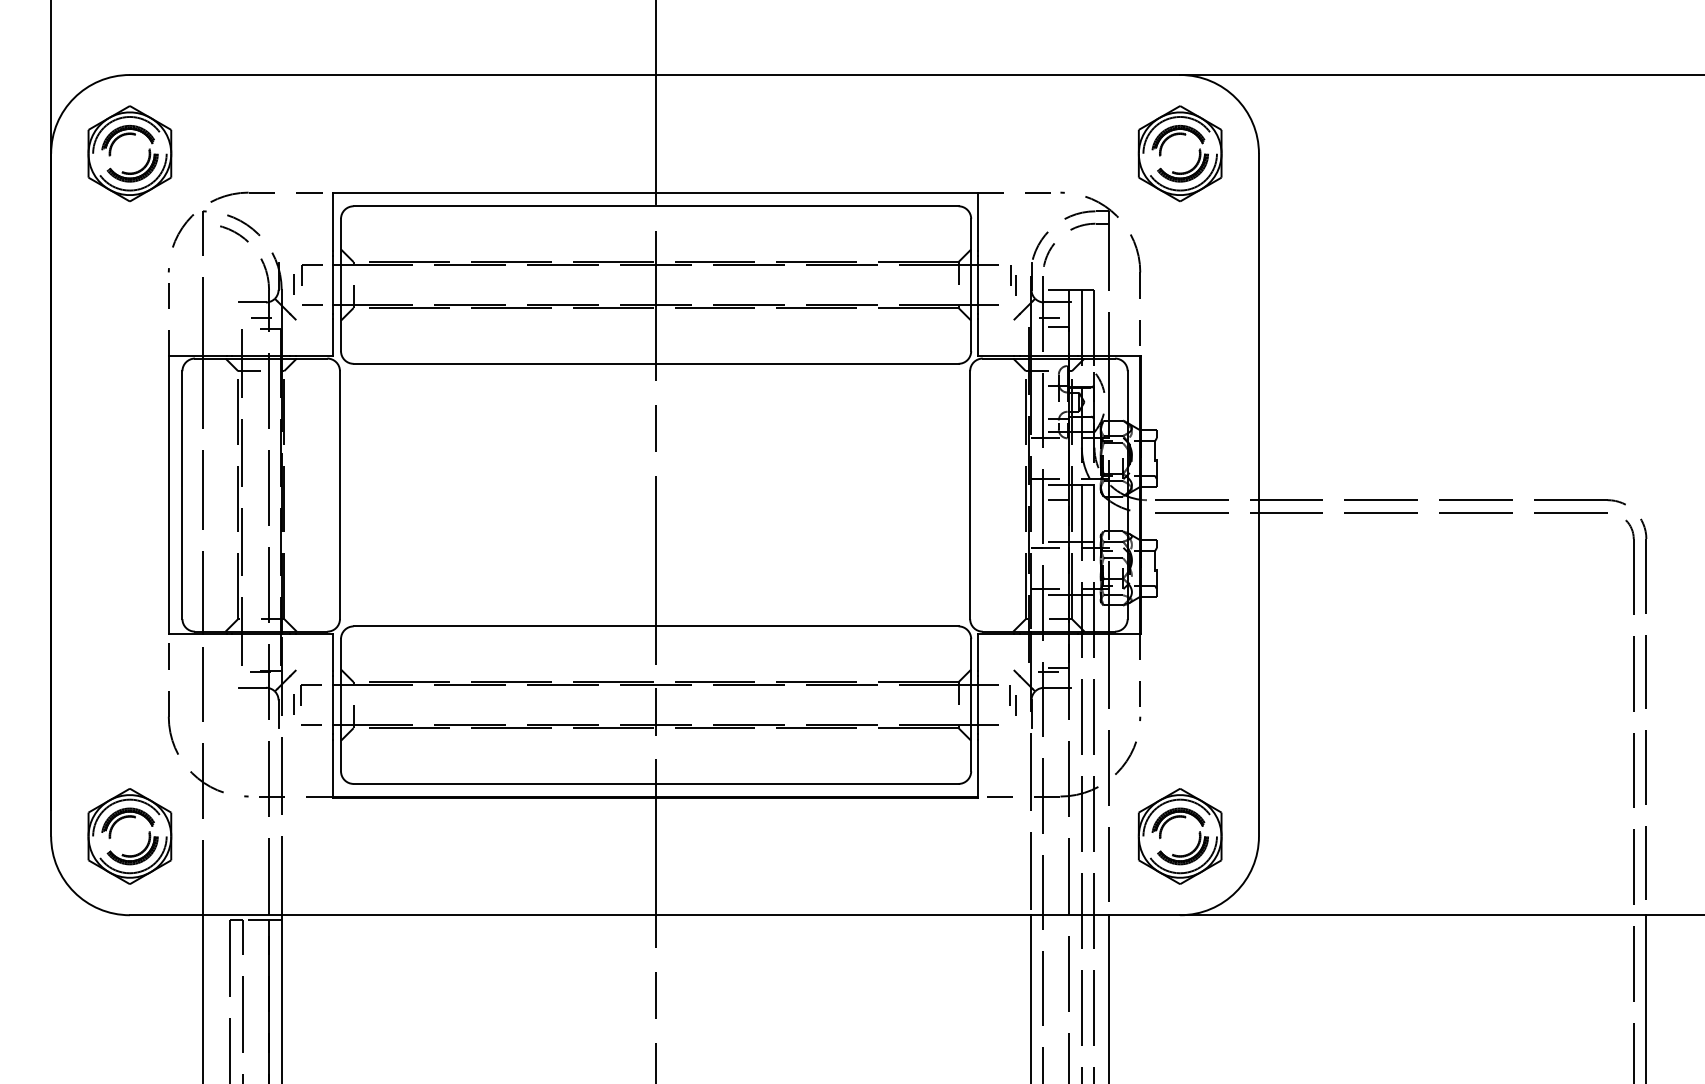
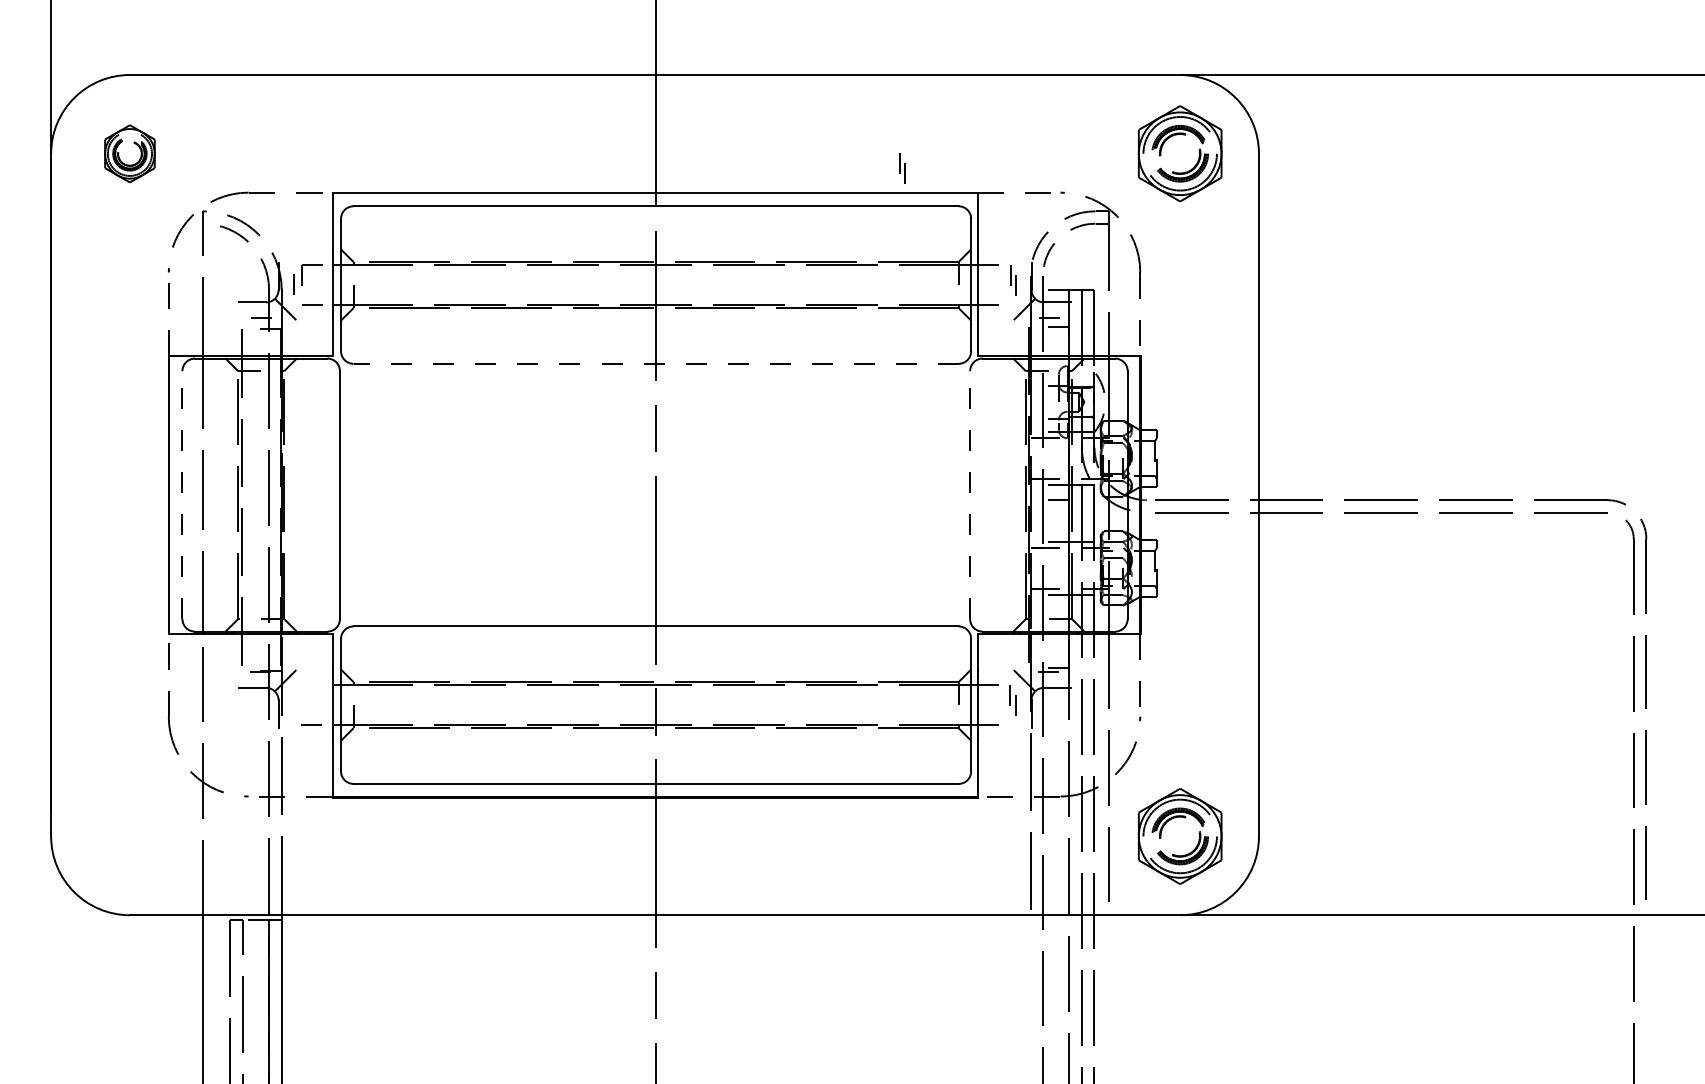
part size: 86x98 px -> 52x60 px (129, 153)
part: none -> present (902, 168)
line: solid -> dashed (655, 363)
line: solid -> dashed (182, 495)
line: solid -> dashed (970, 495)
part: present -> none (307, 699)
part: present -> none (129, 836)
line: present -> none (1030, 997)
line: present -> none (1109, 997)
line: present -> none (1646, 997)
